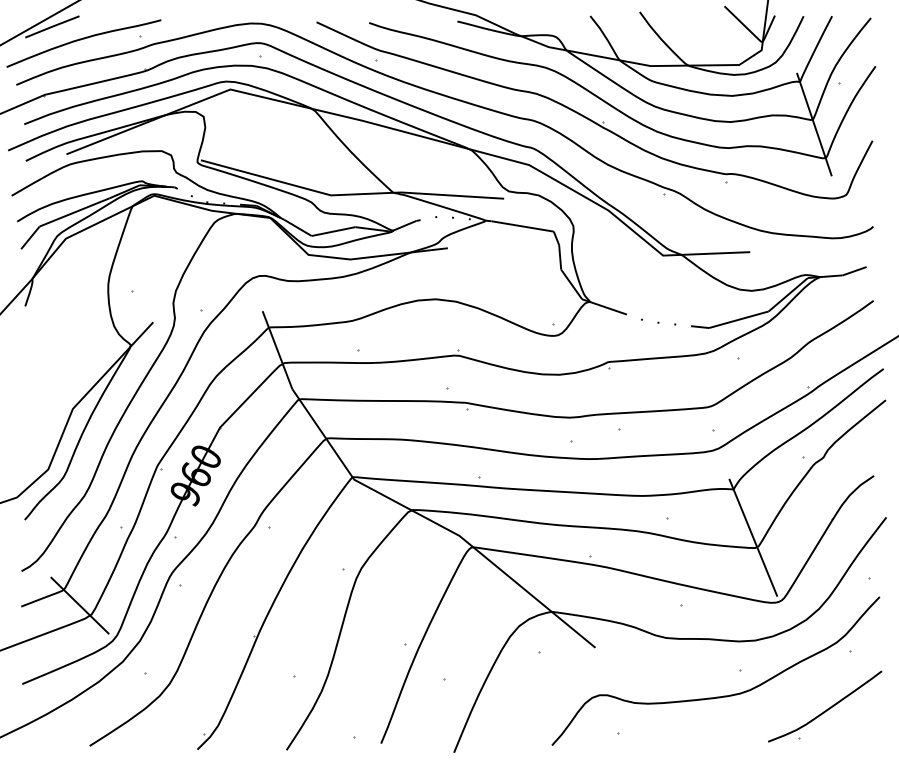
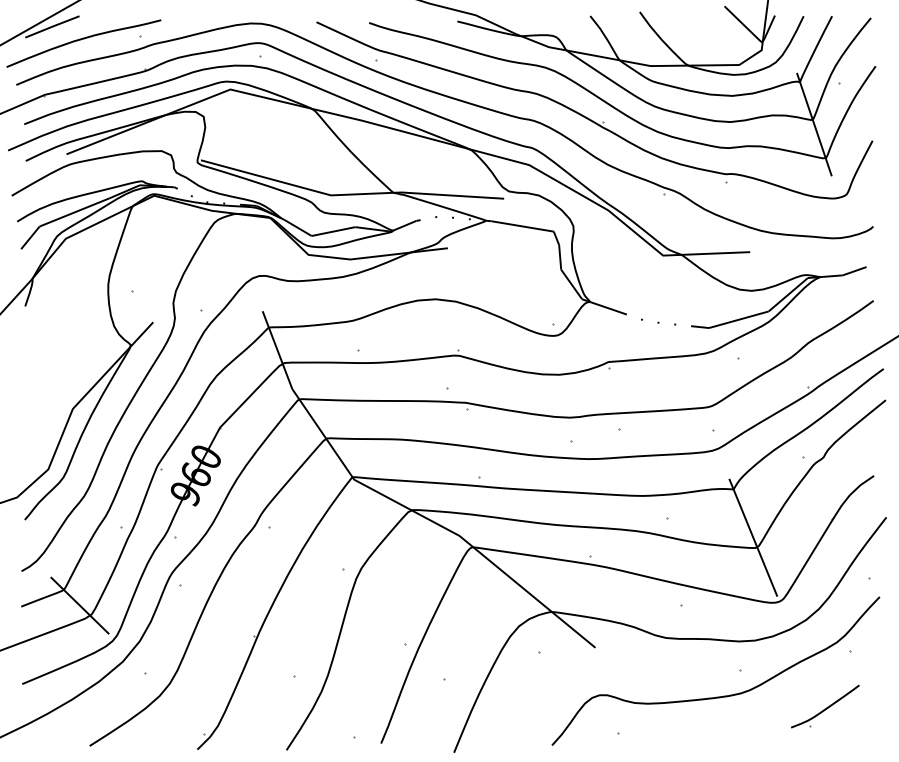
part size: 115x73 px -> 69x45 px (825, 706)
